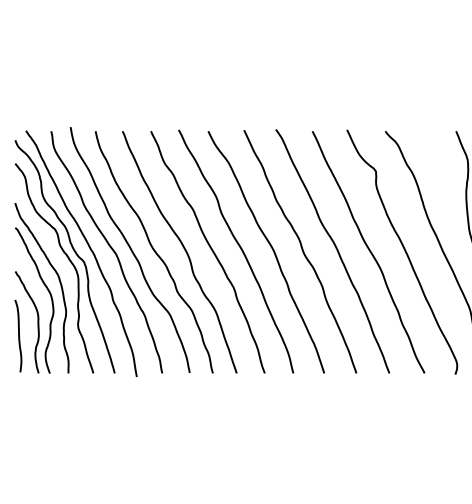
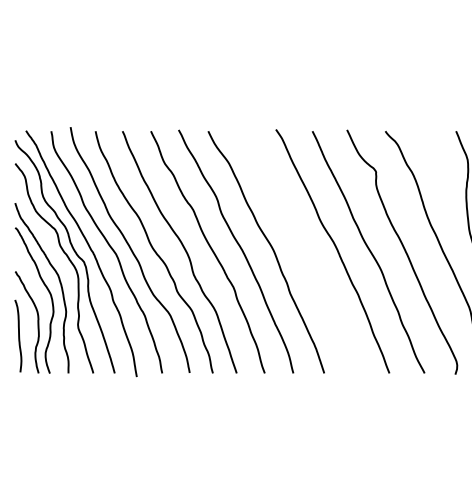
curve: present -> none (301, 250)
